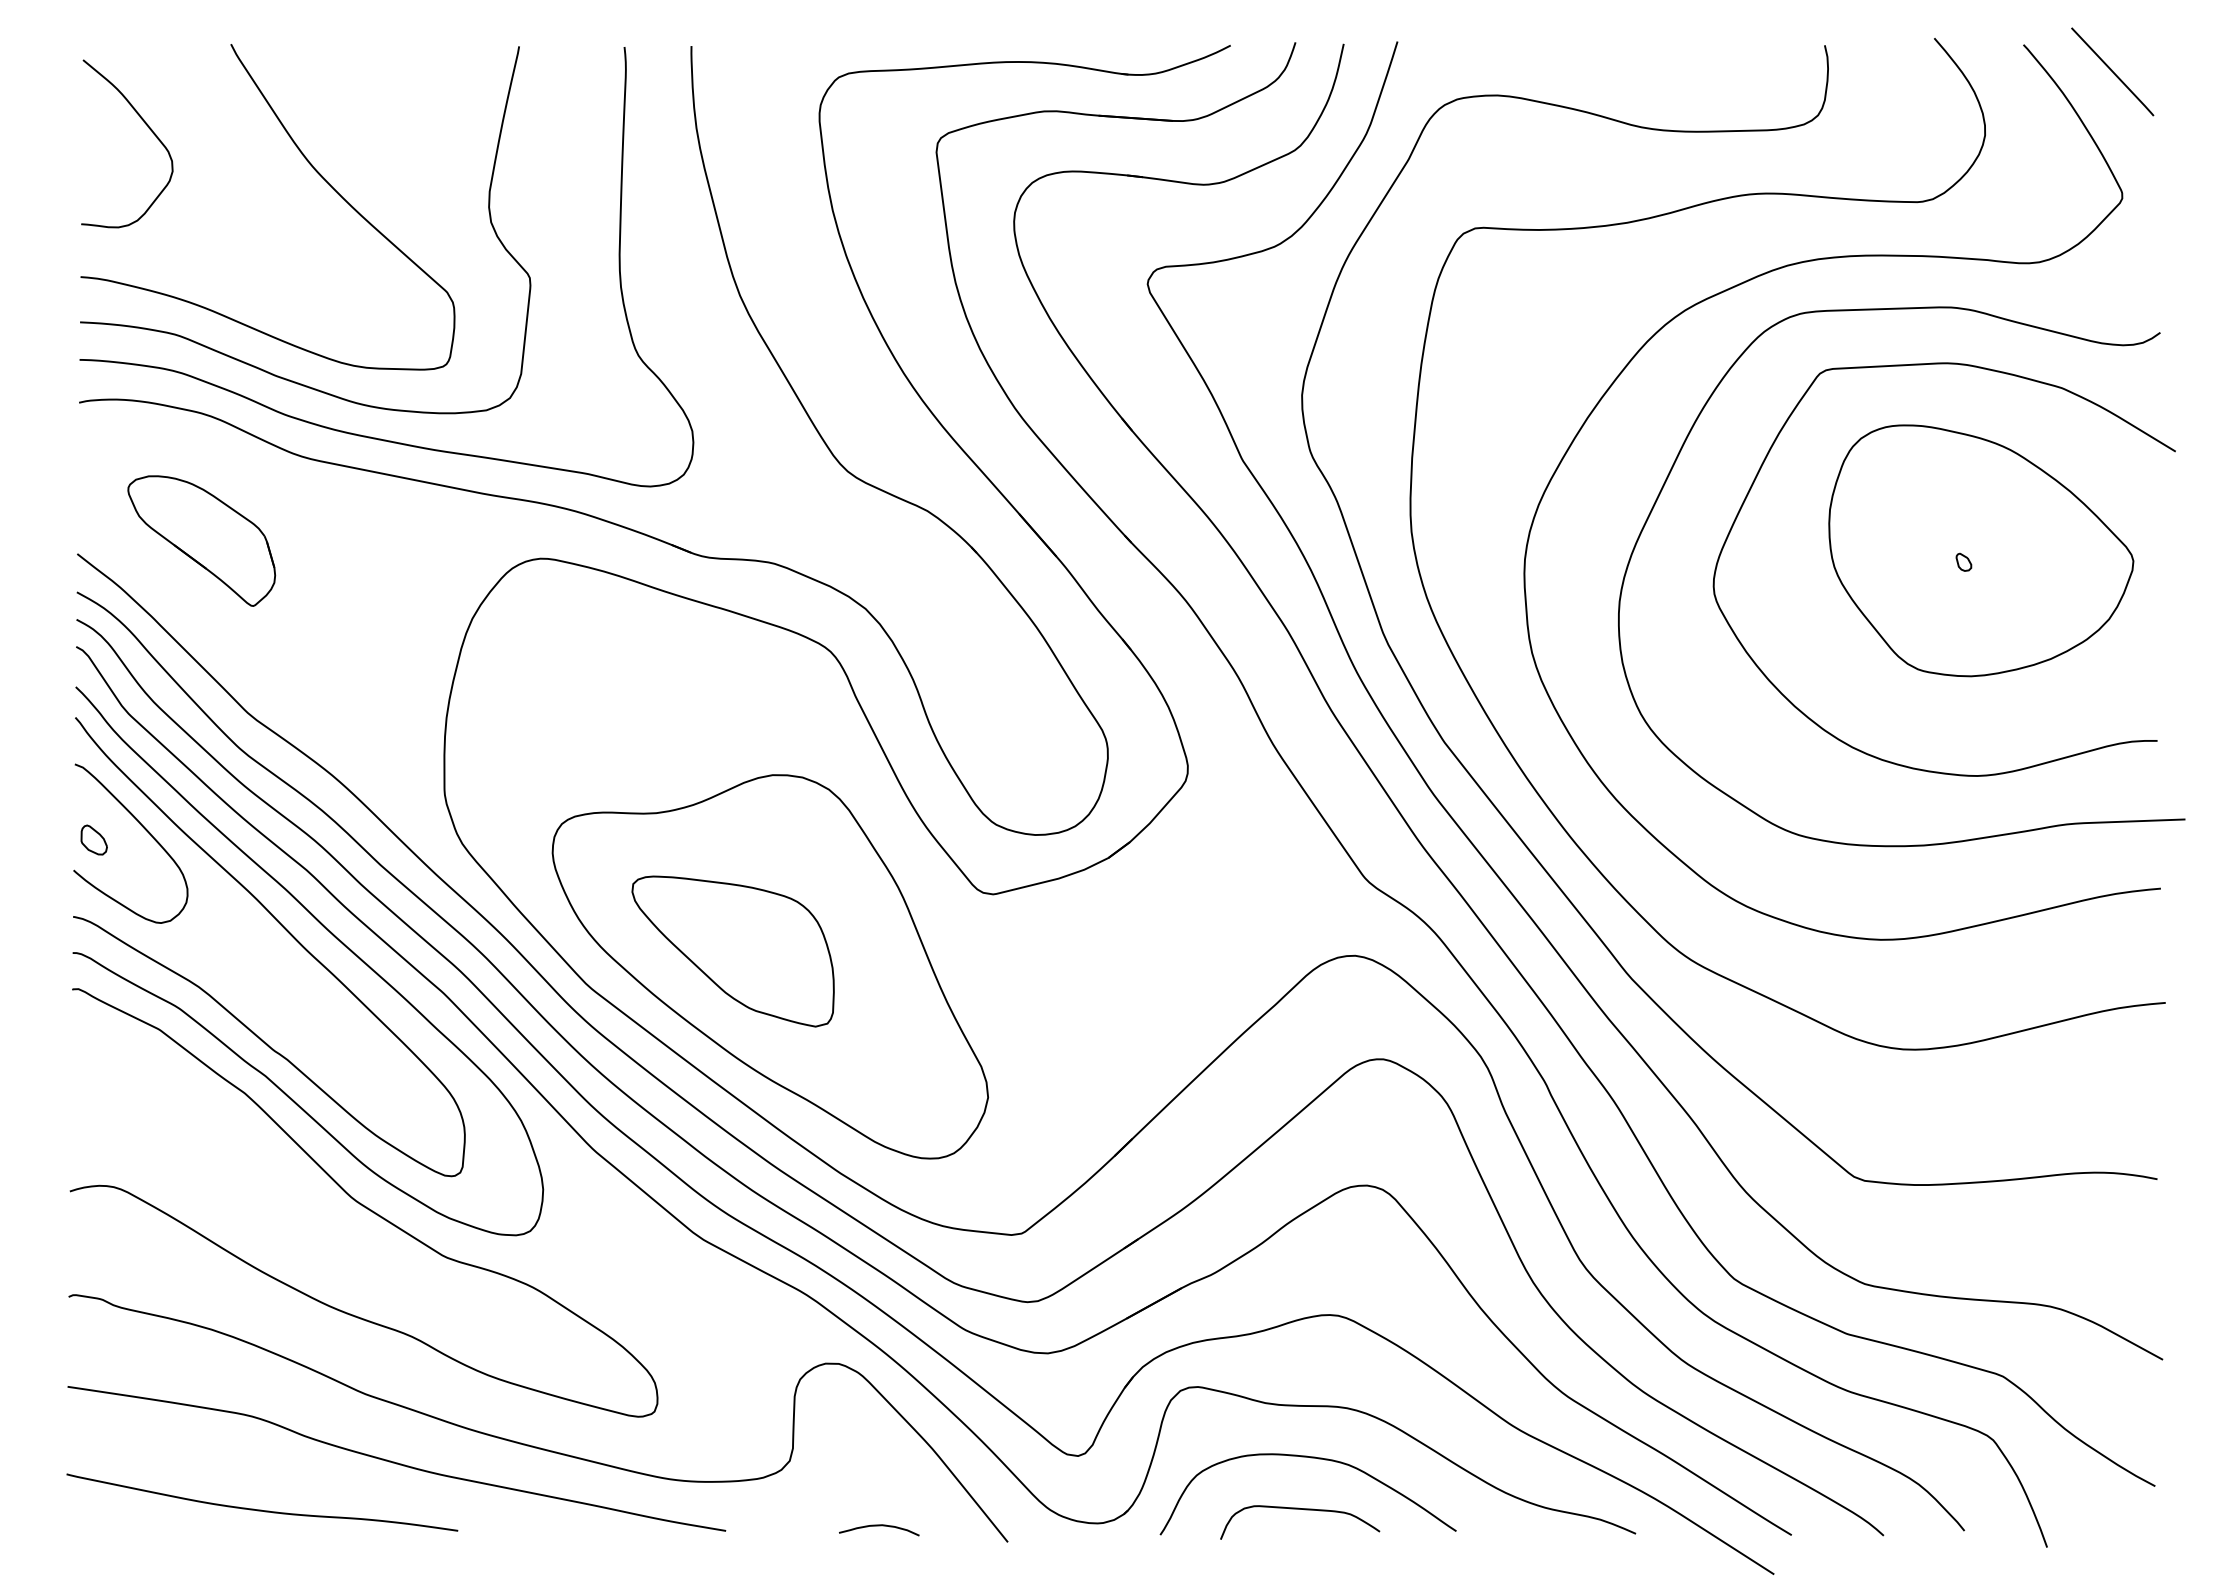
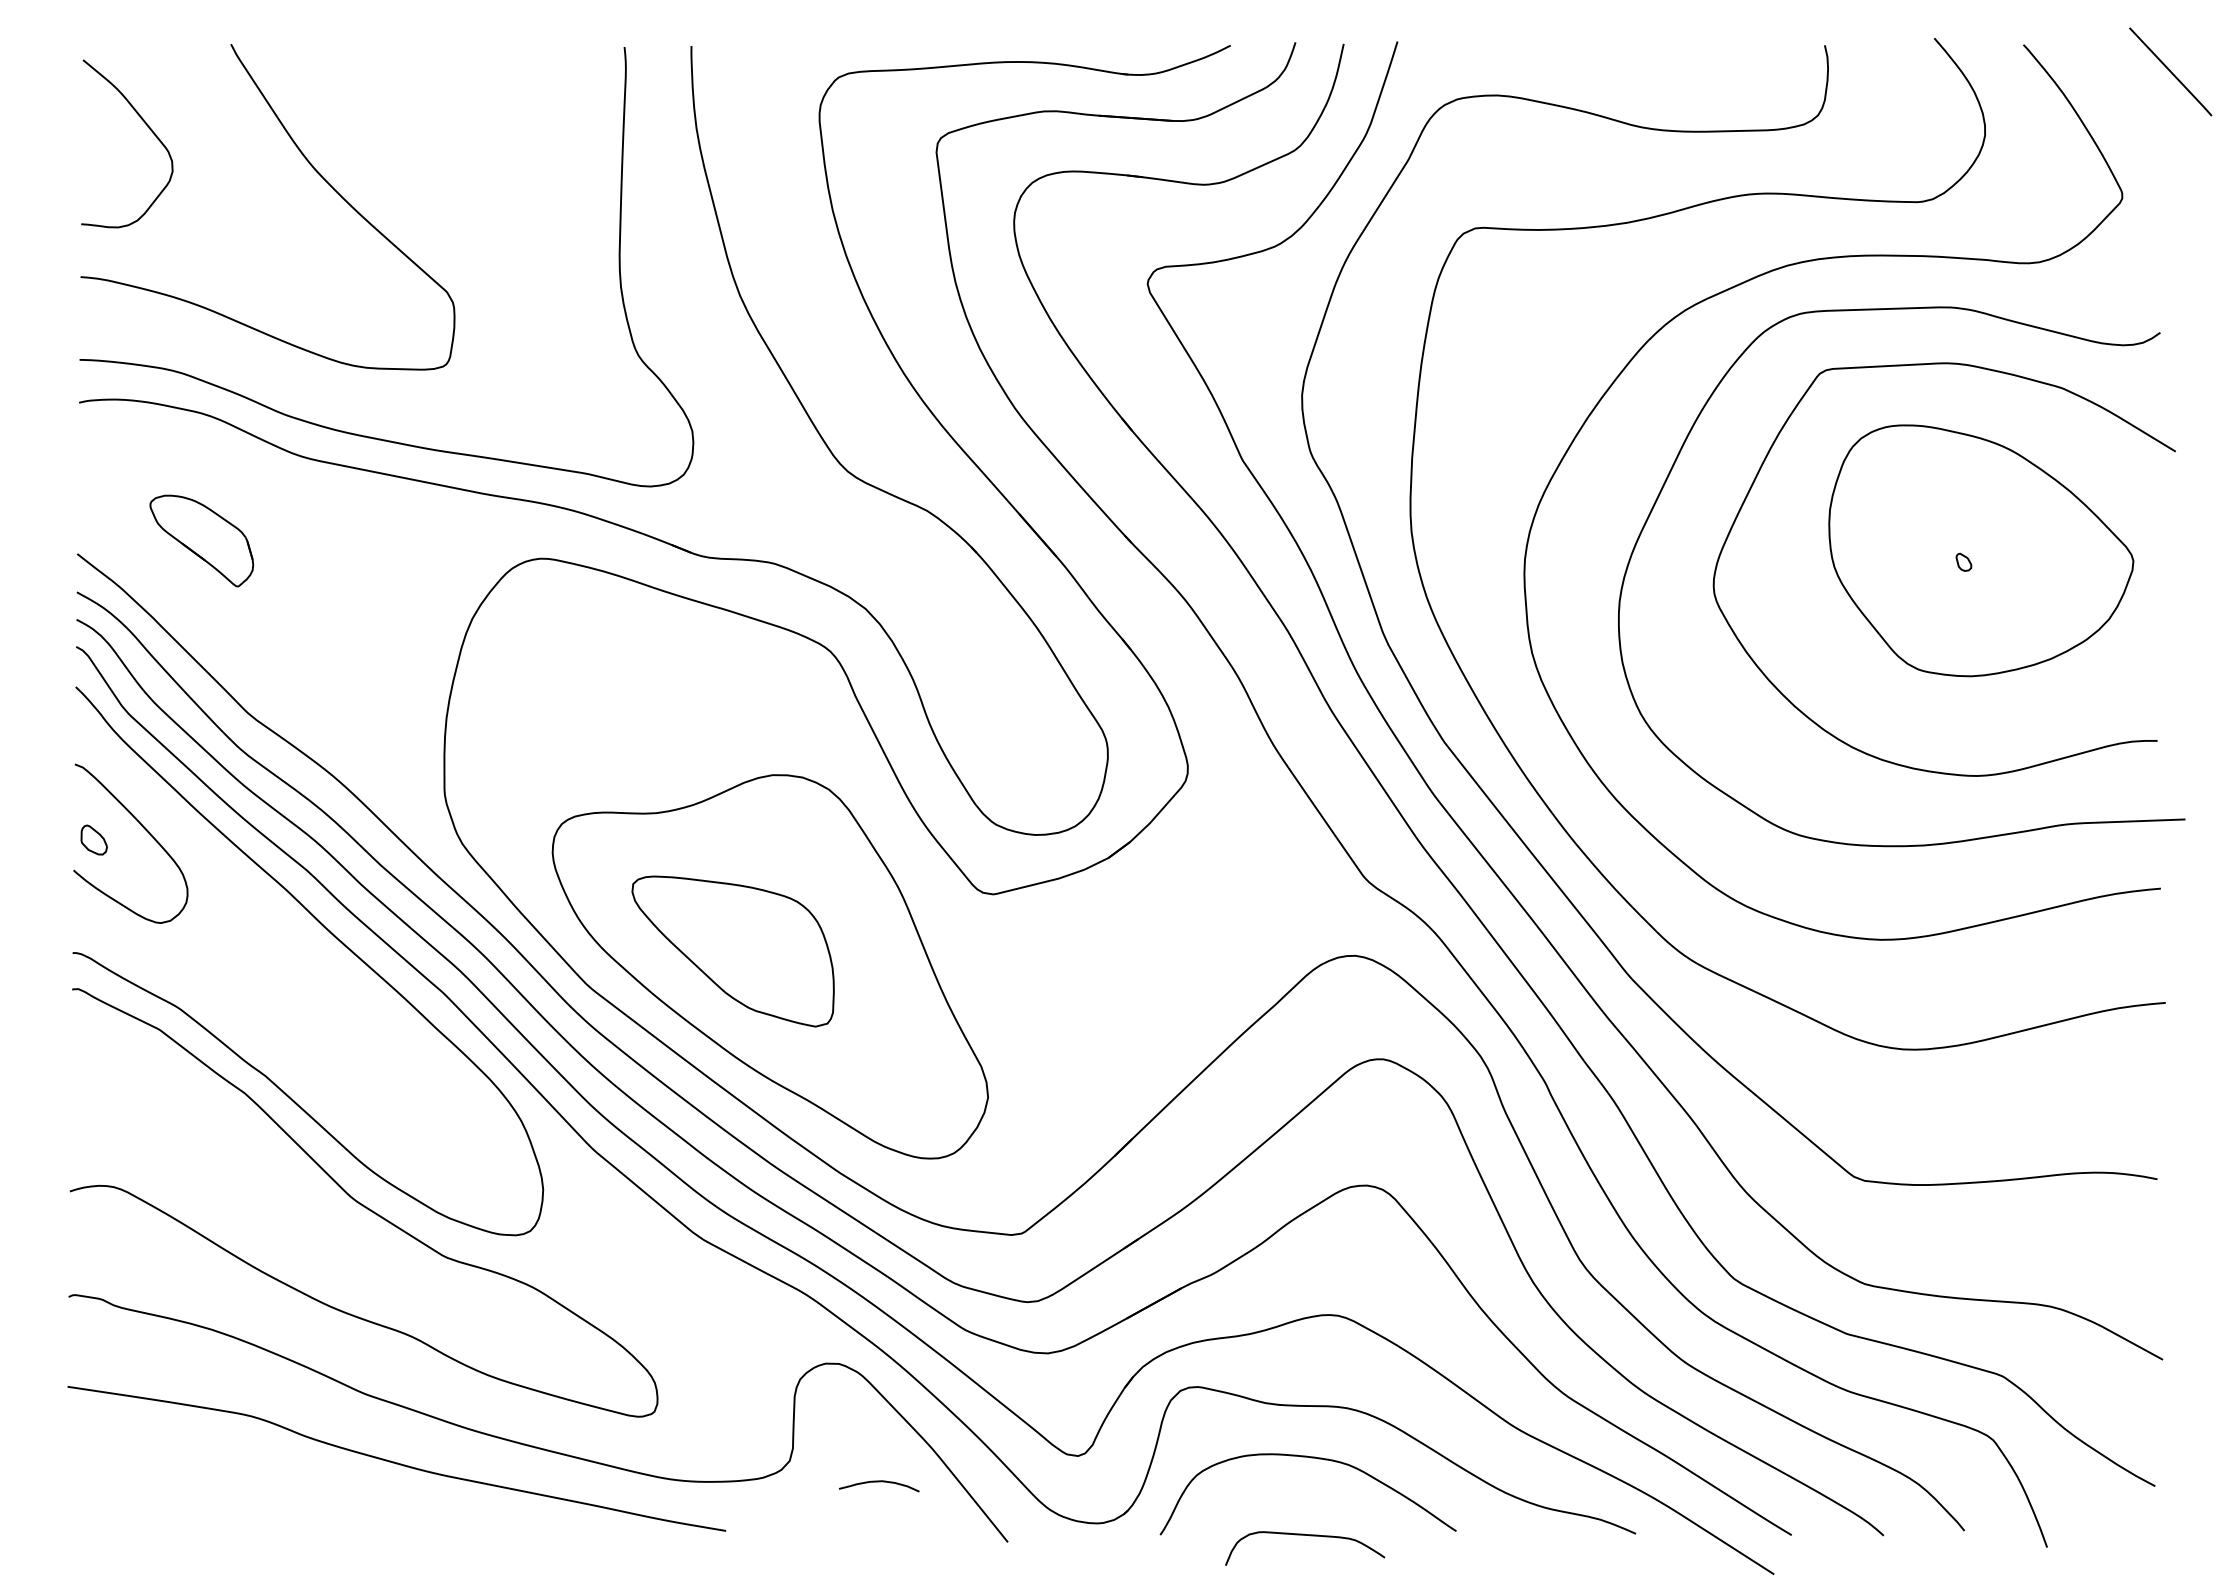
line position: (2112, 71) -> (2170, 71) (2170, 71)
curve: present -> none (247, 362)
part size: 150x132 px -> 106x94 px (201, 540)
curve: present -> none (285, 930)
curve: present -> none (261, 1509)
curve position: (1304, 1510) -> (1309, 1536) (1309, 1536)
curve position: (879, 1526) -> (879, 1482) (879, 1482)
